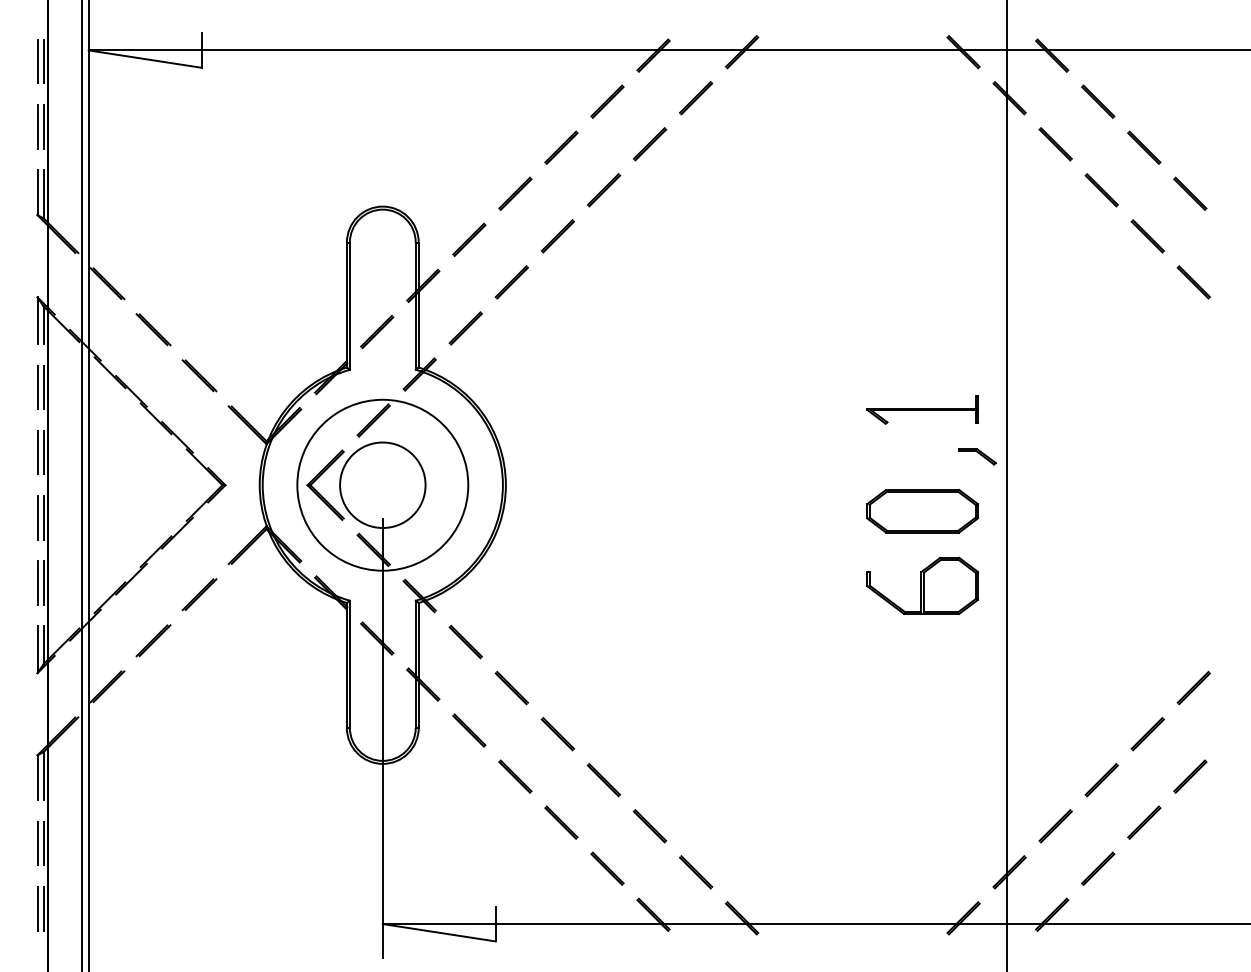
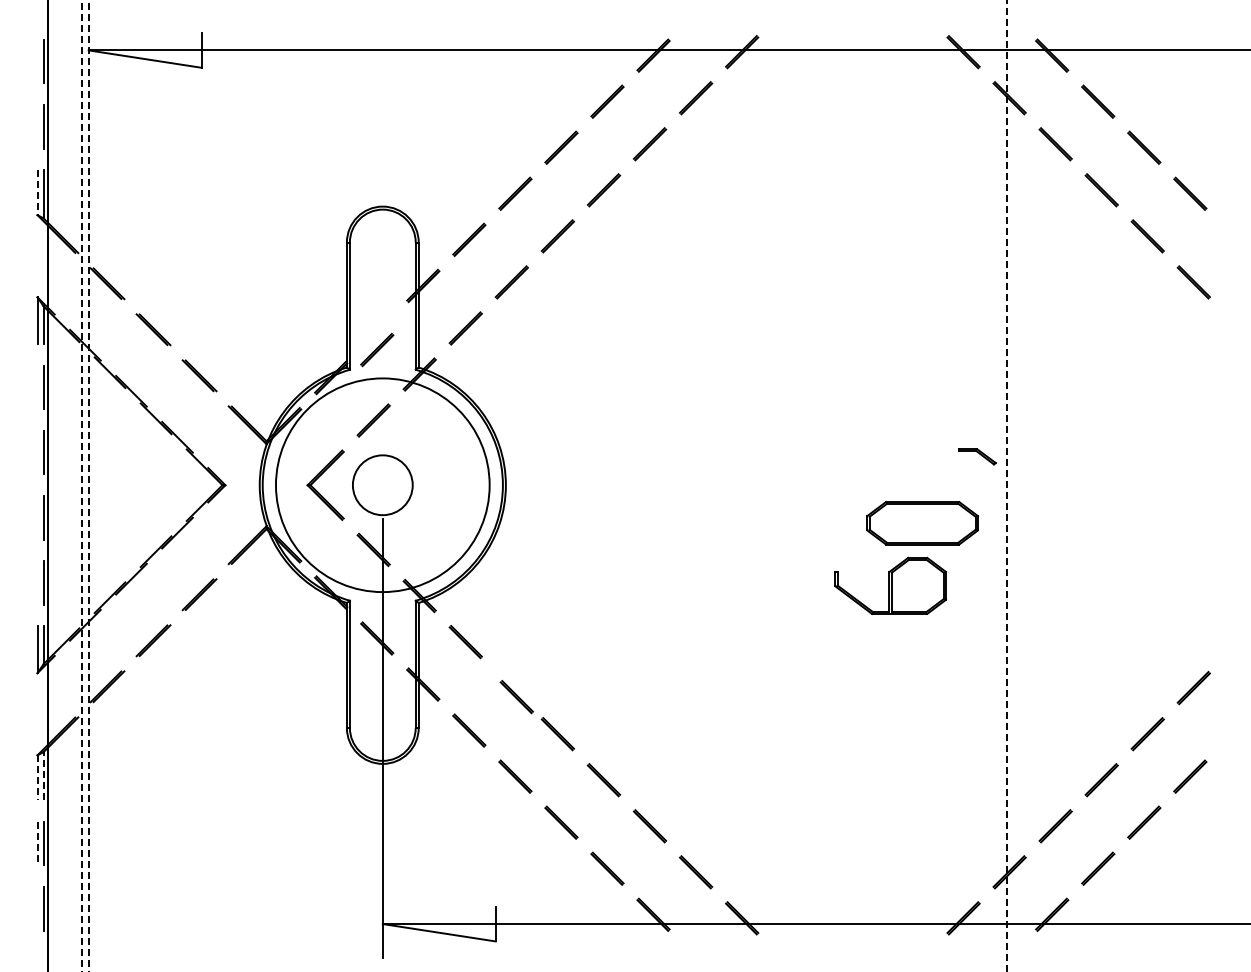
line: present -> none (37, 61)
line: present -> none (37, 126)
line: solid -> dashed (37, 193)
line position: (377, 331) -> (377, 349) (377, 349)
line: present -> none (37, 387)
part: present -> none (922, 409)
line: present -> none (37, 452)
circle diameter: 171 px -> 214 px (382, 485)
line: solid -> dashed (81, 485)
line: solid -> dashed (88, 485)
circle diameter: 85 px -> 60 px (382, 485)
line: solid -> dashed (1007, 486)
part position: (922, 511) -> (922, 523) (922, 523)
line: present -> none (37, 517)
line: present -> none (37, 582)
part position: (922, 585) -> (890, 585) (890, 585)
line position: (511, 688) -> (516, 697) (516, 697)
line: solid -> dashed (43, 775)
line: solid -> dashed (37, 778)
line: solid -> dashed (37, 843)
line: present -> none (37, 908)
